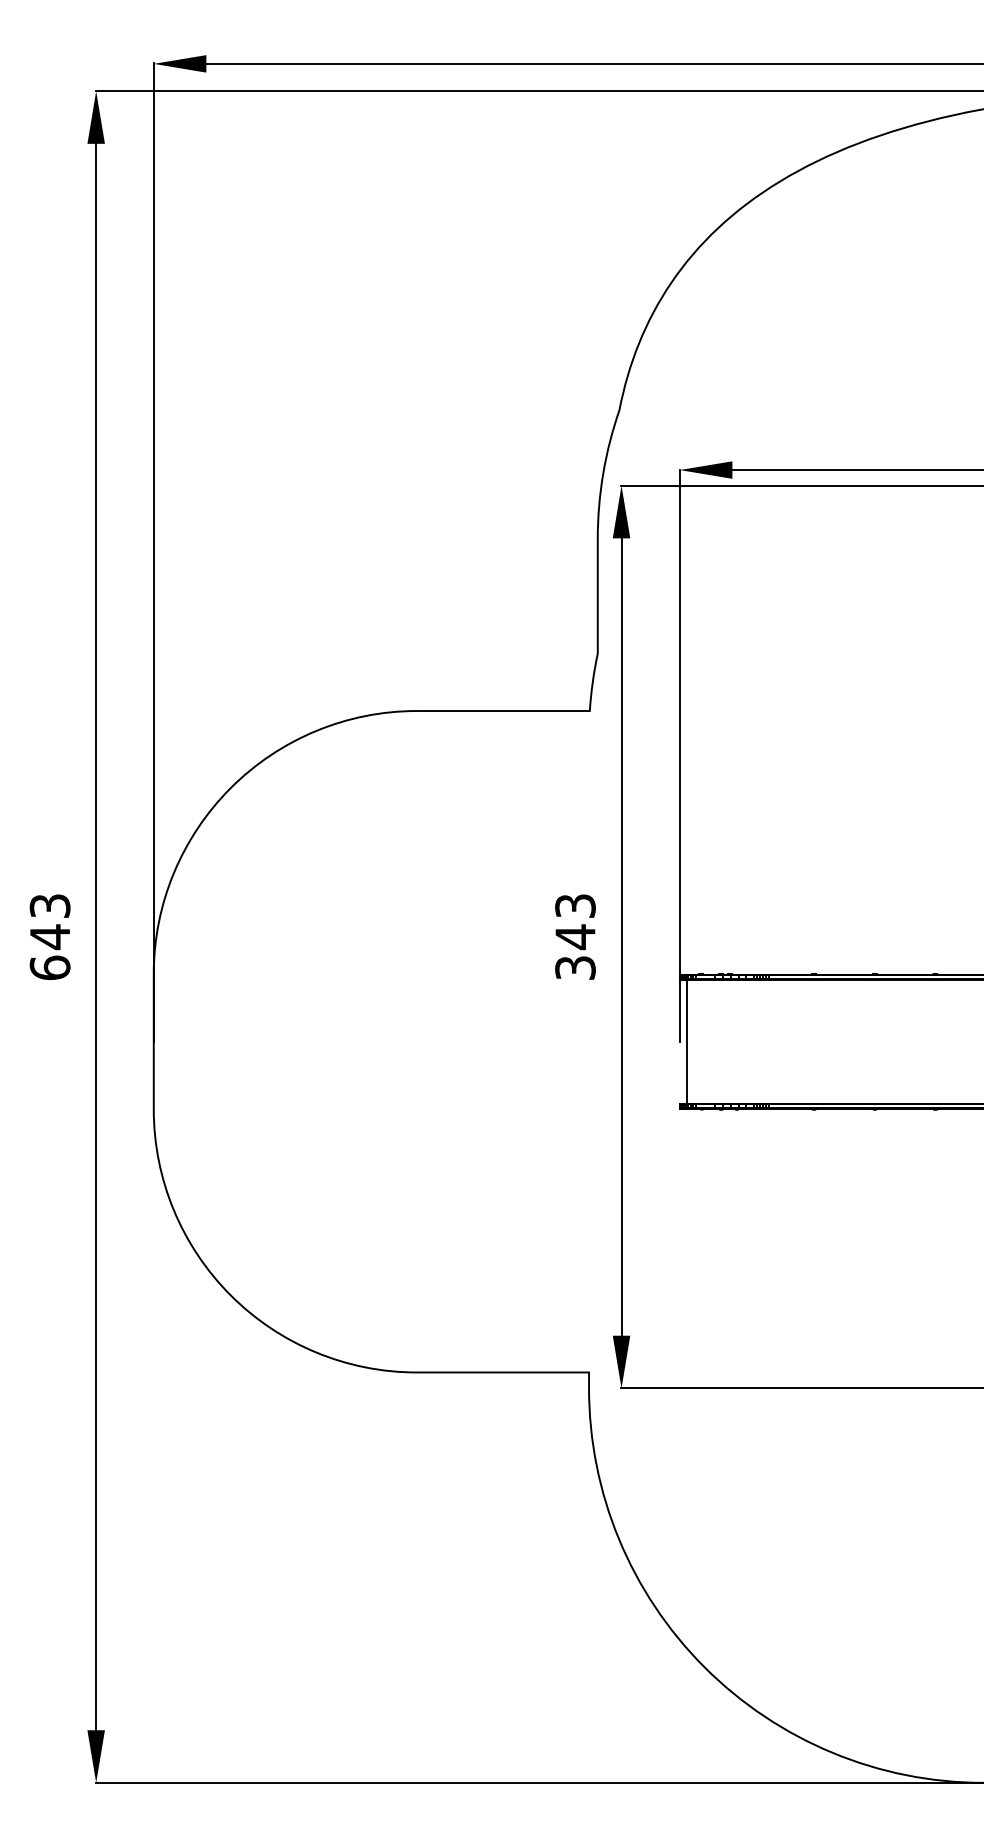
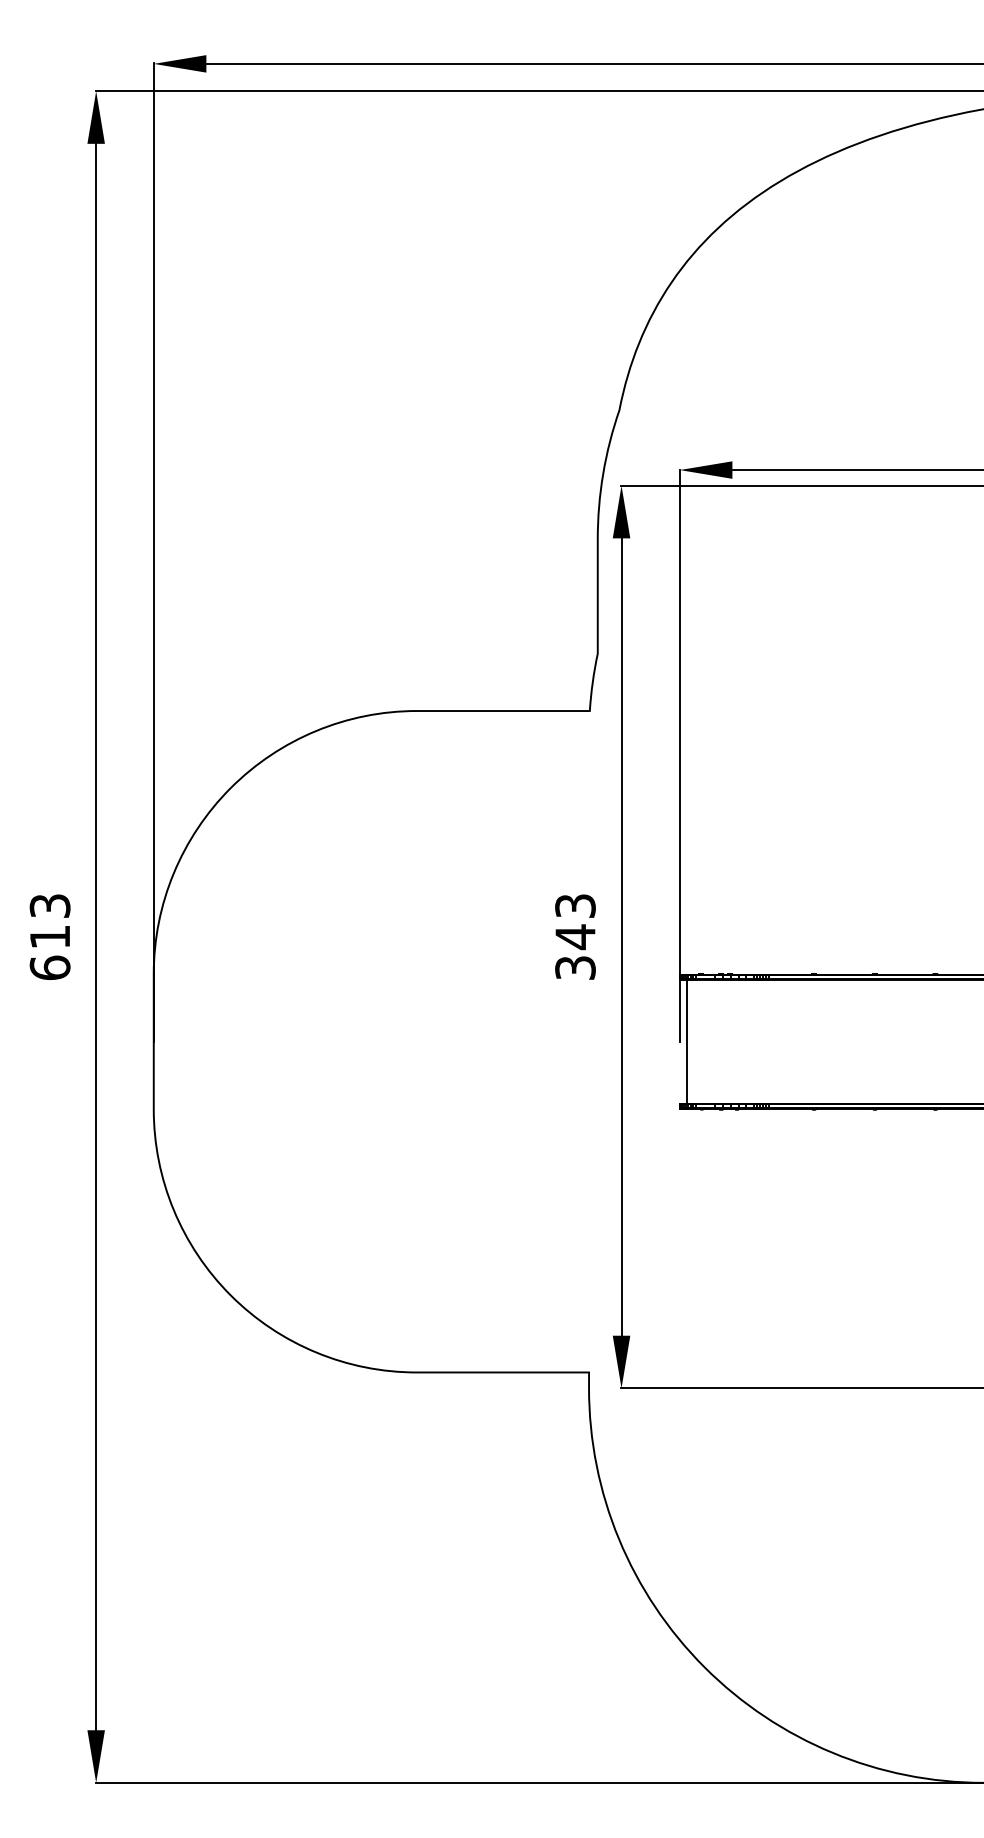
text: 643 -> 613 (49, 937)
